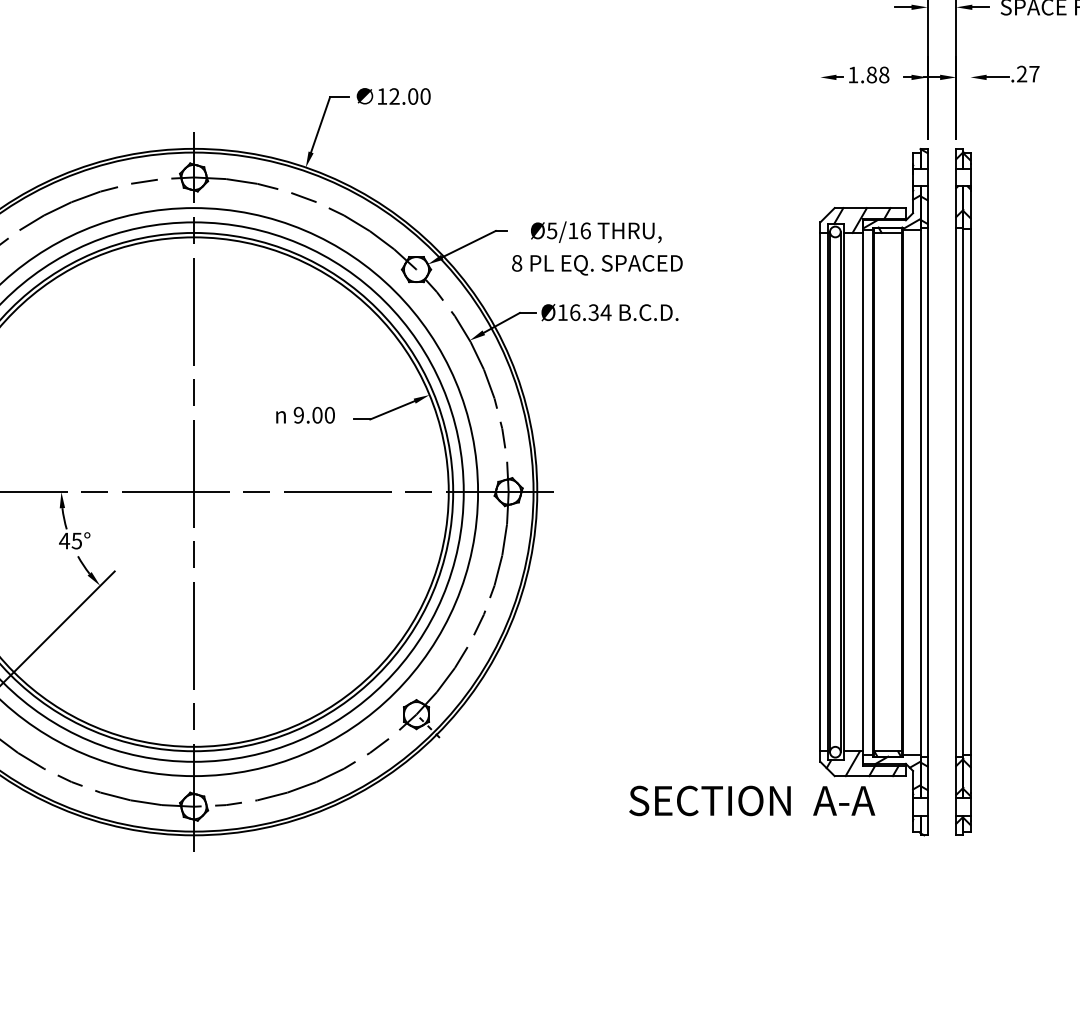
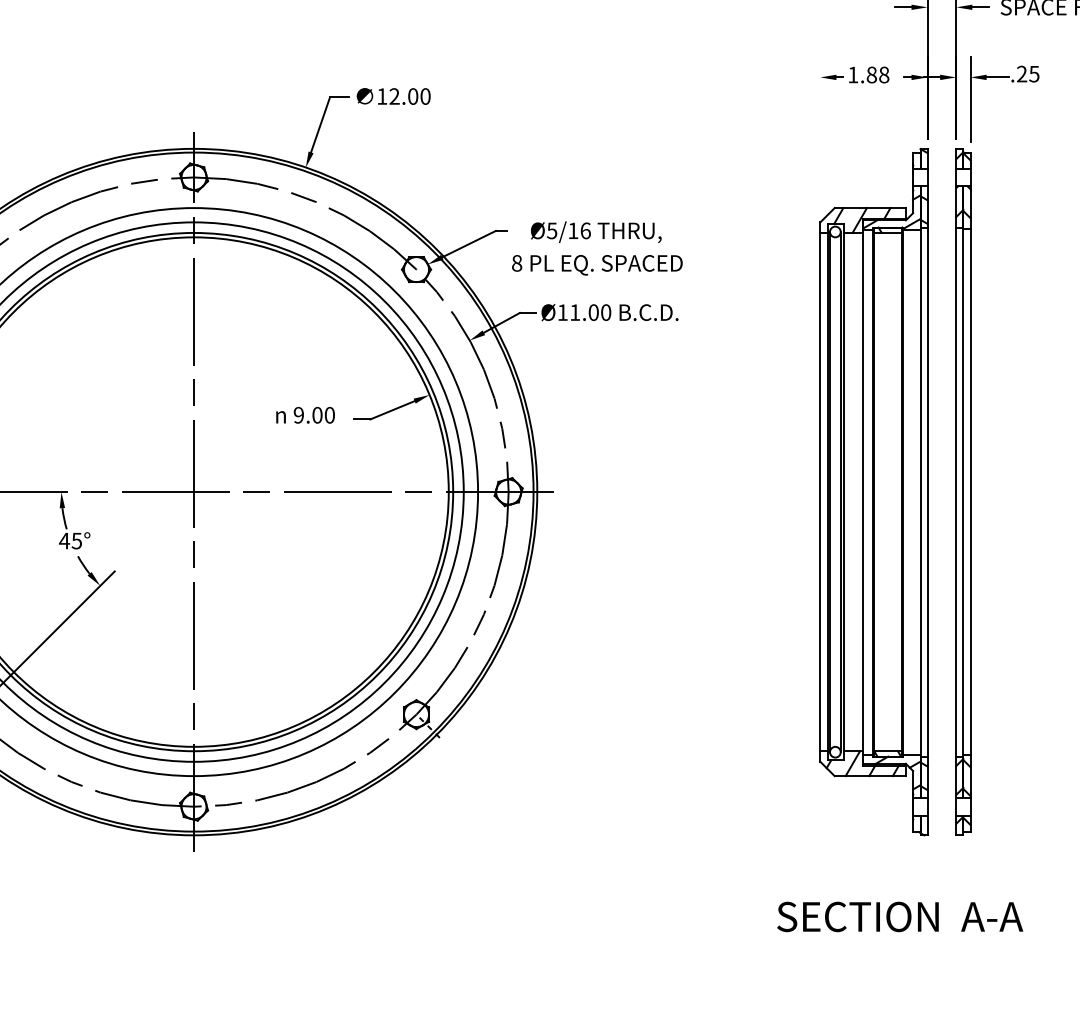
text: .27 -> .25 (1034, 74)
line: none -> present (970, 99)
text: Ø16.34 -> Ø11.00 (590, 312)
text position: (752, 800) -> (900, 916) (900, 916)
